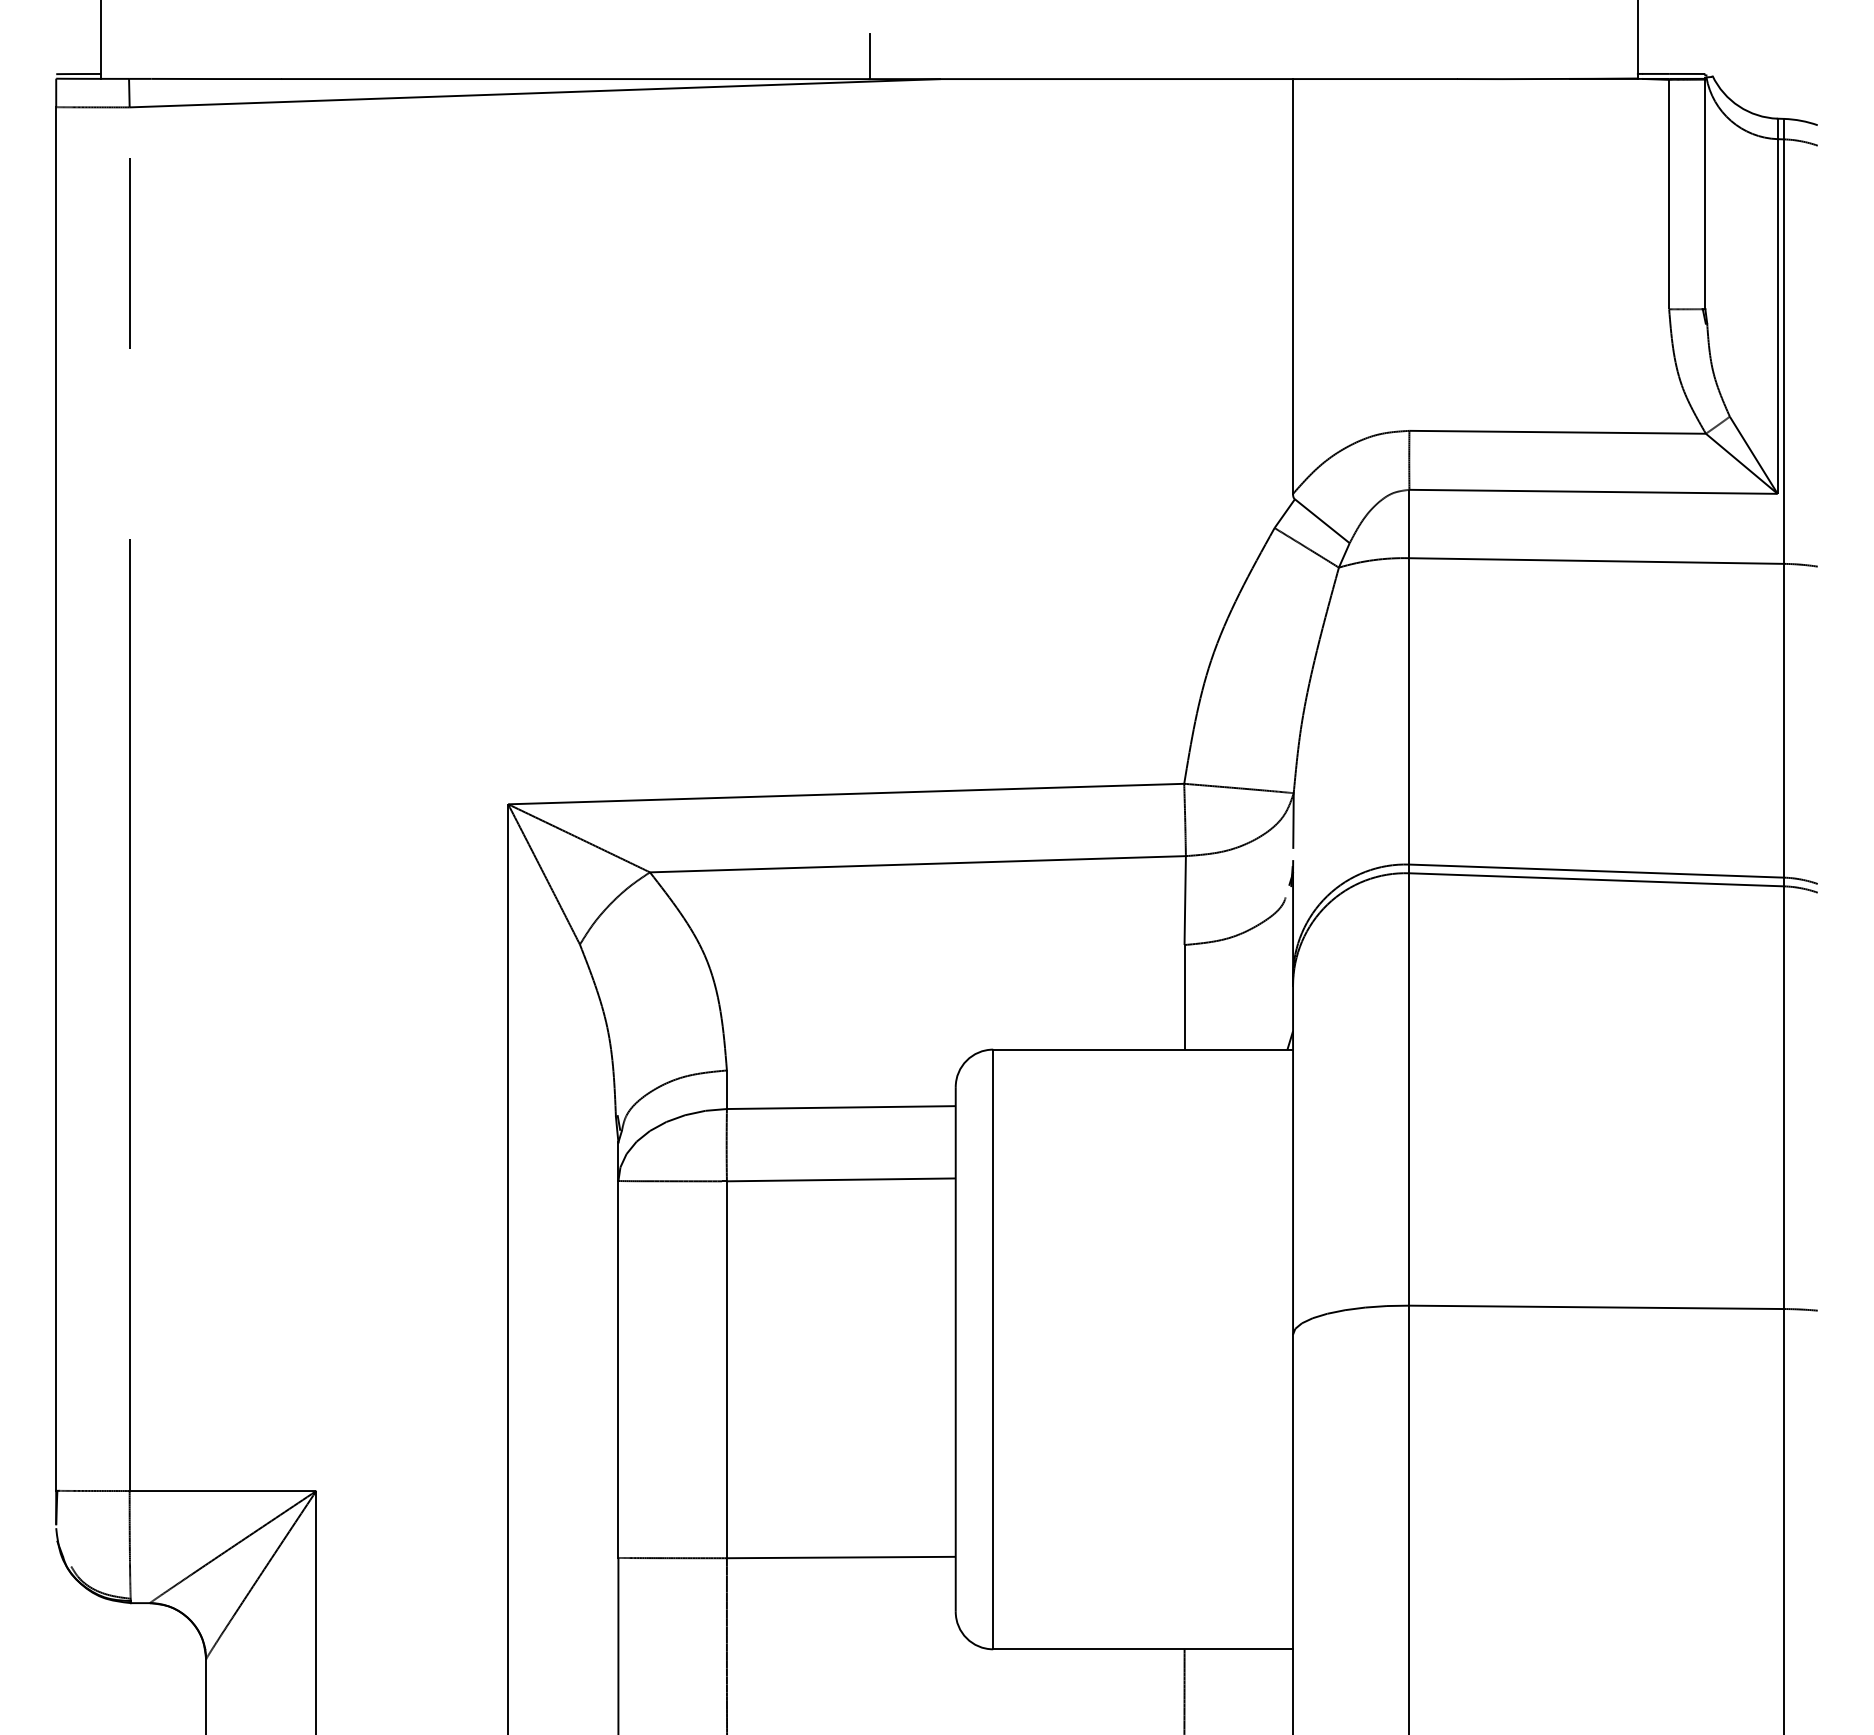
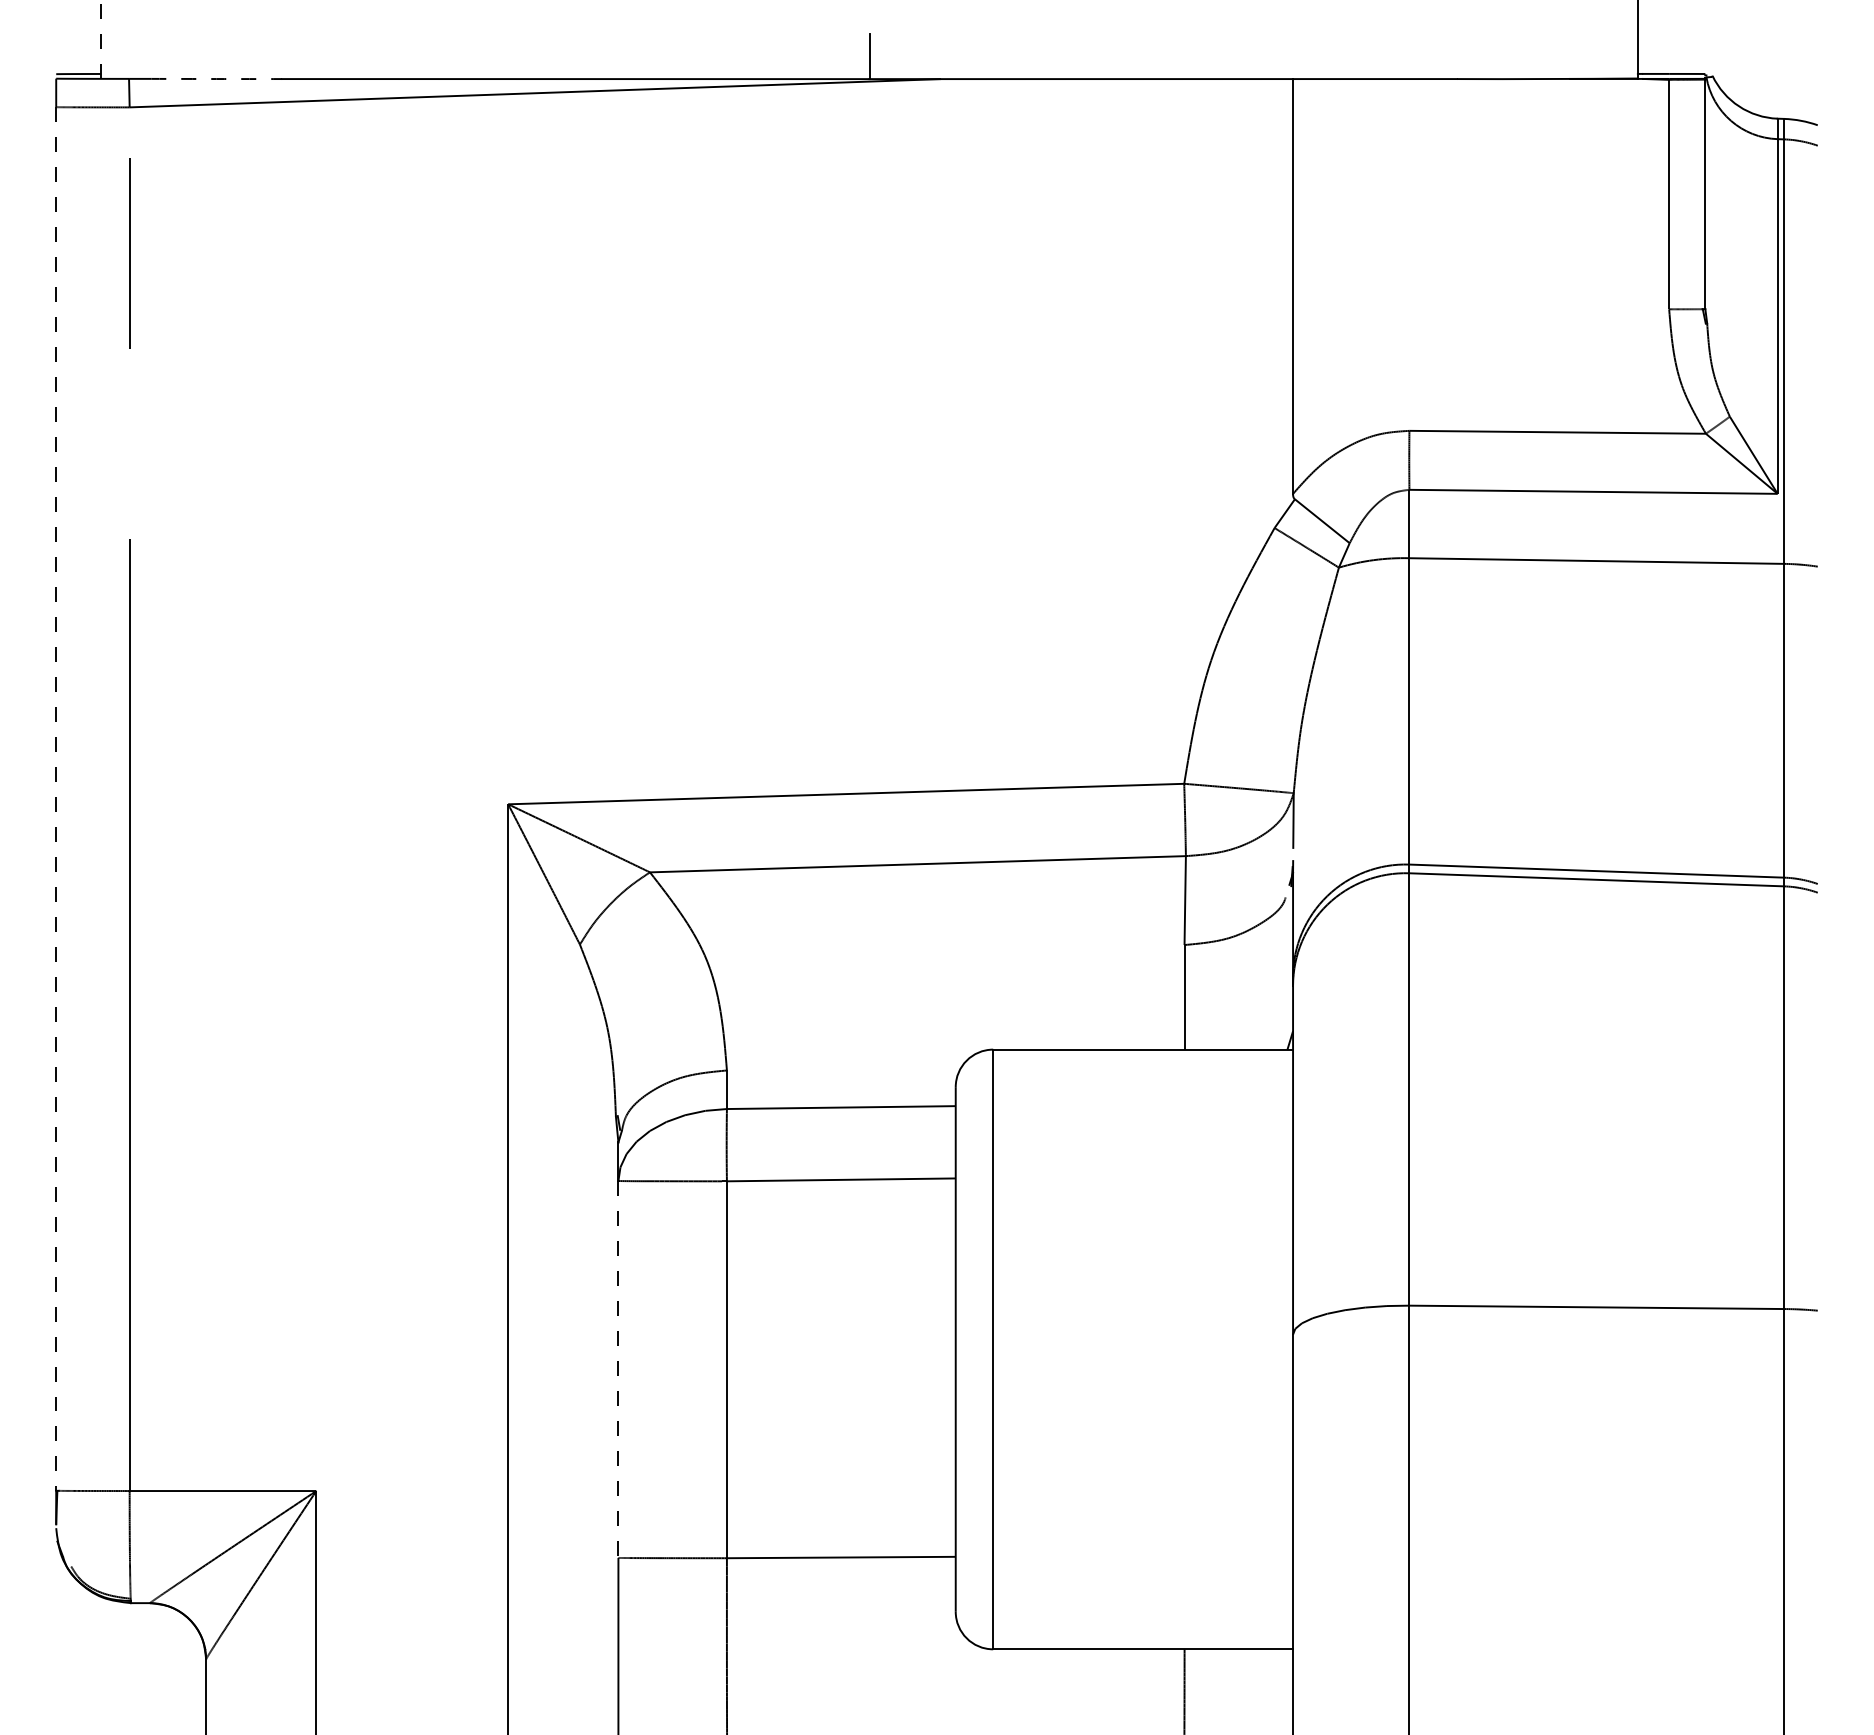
line: solid -> dashed (101, 39)
arc: solid -> dashed (216, 79)
line: solid -> dashed (56, 799)
line: solid -> dashed (618, 1369)
